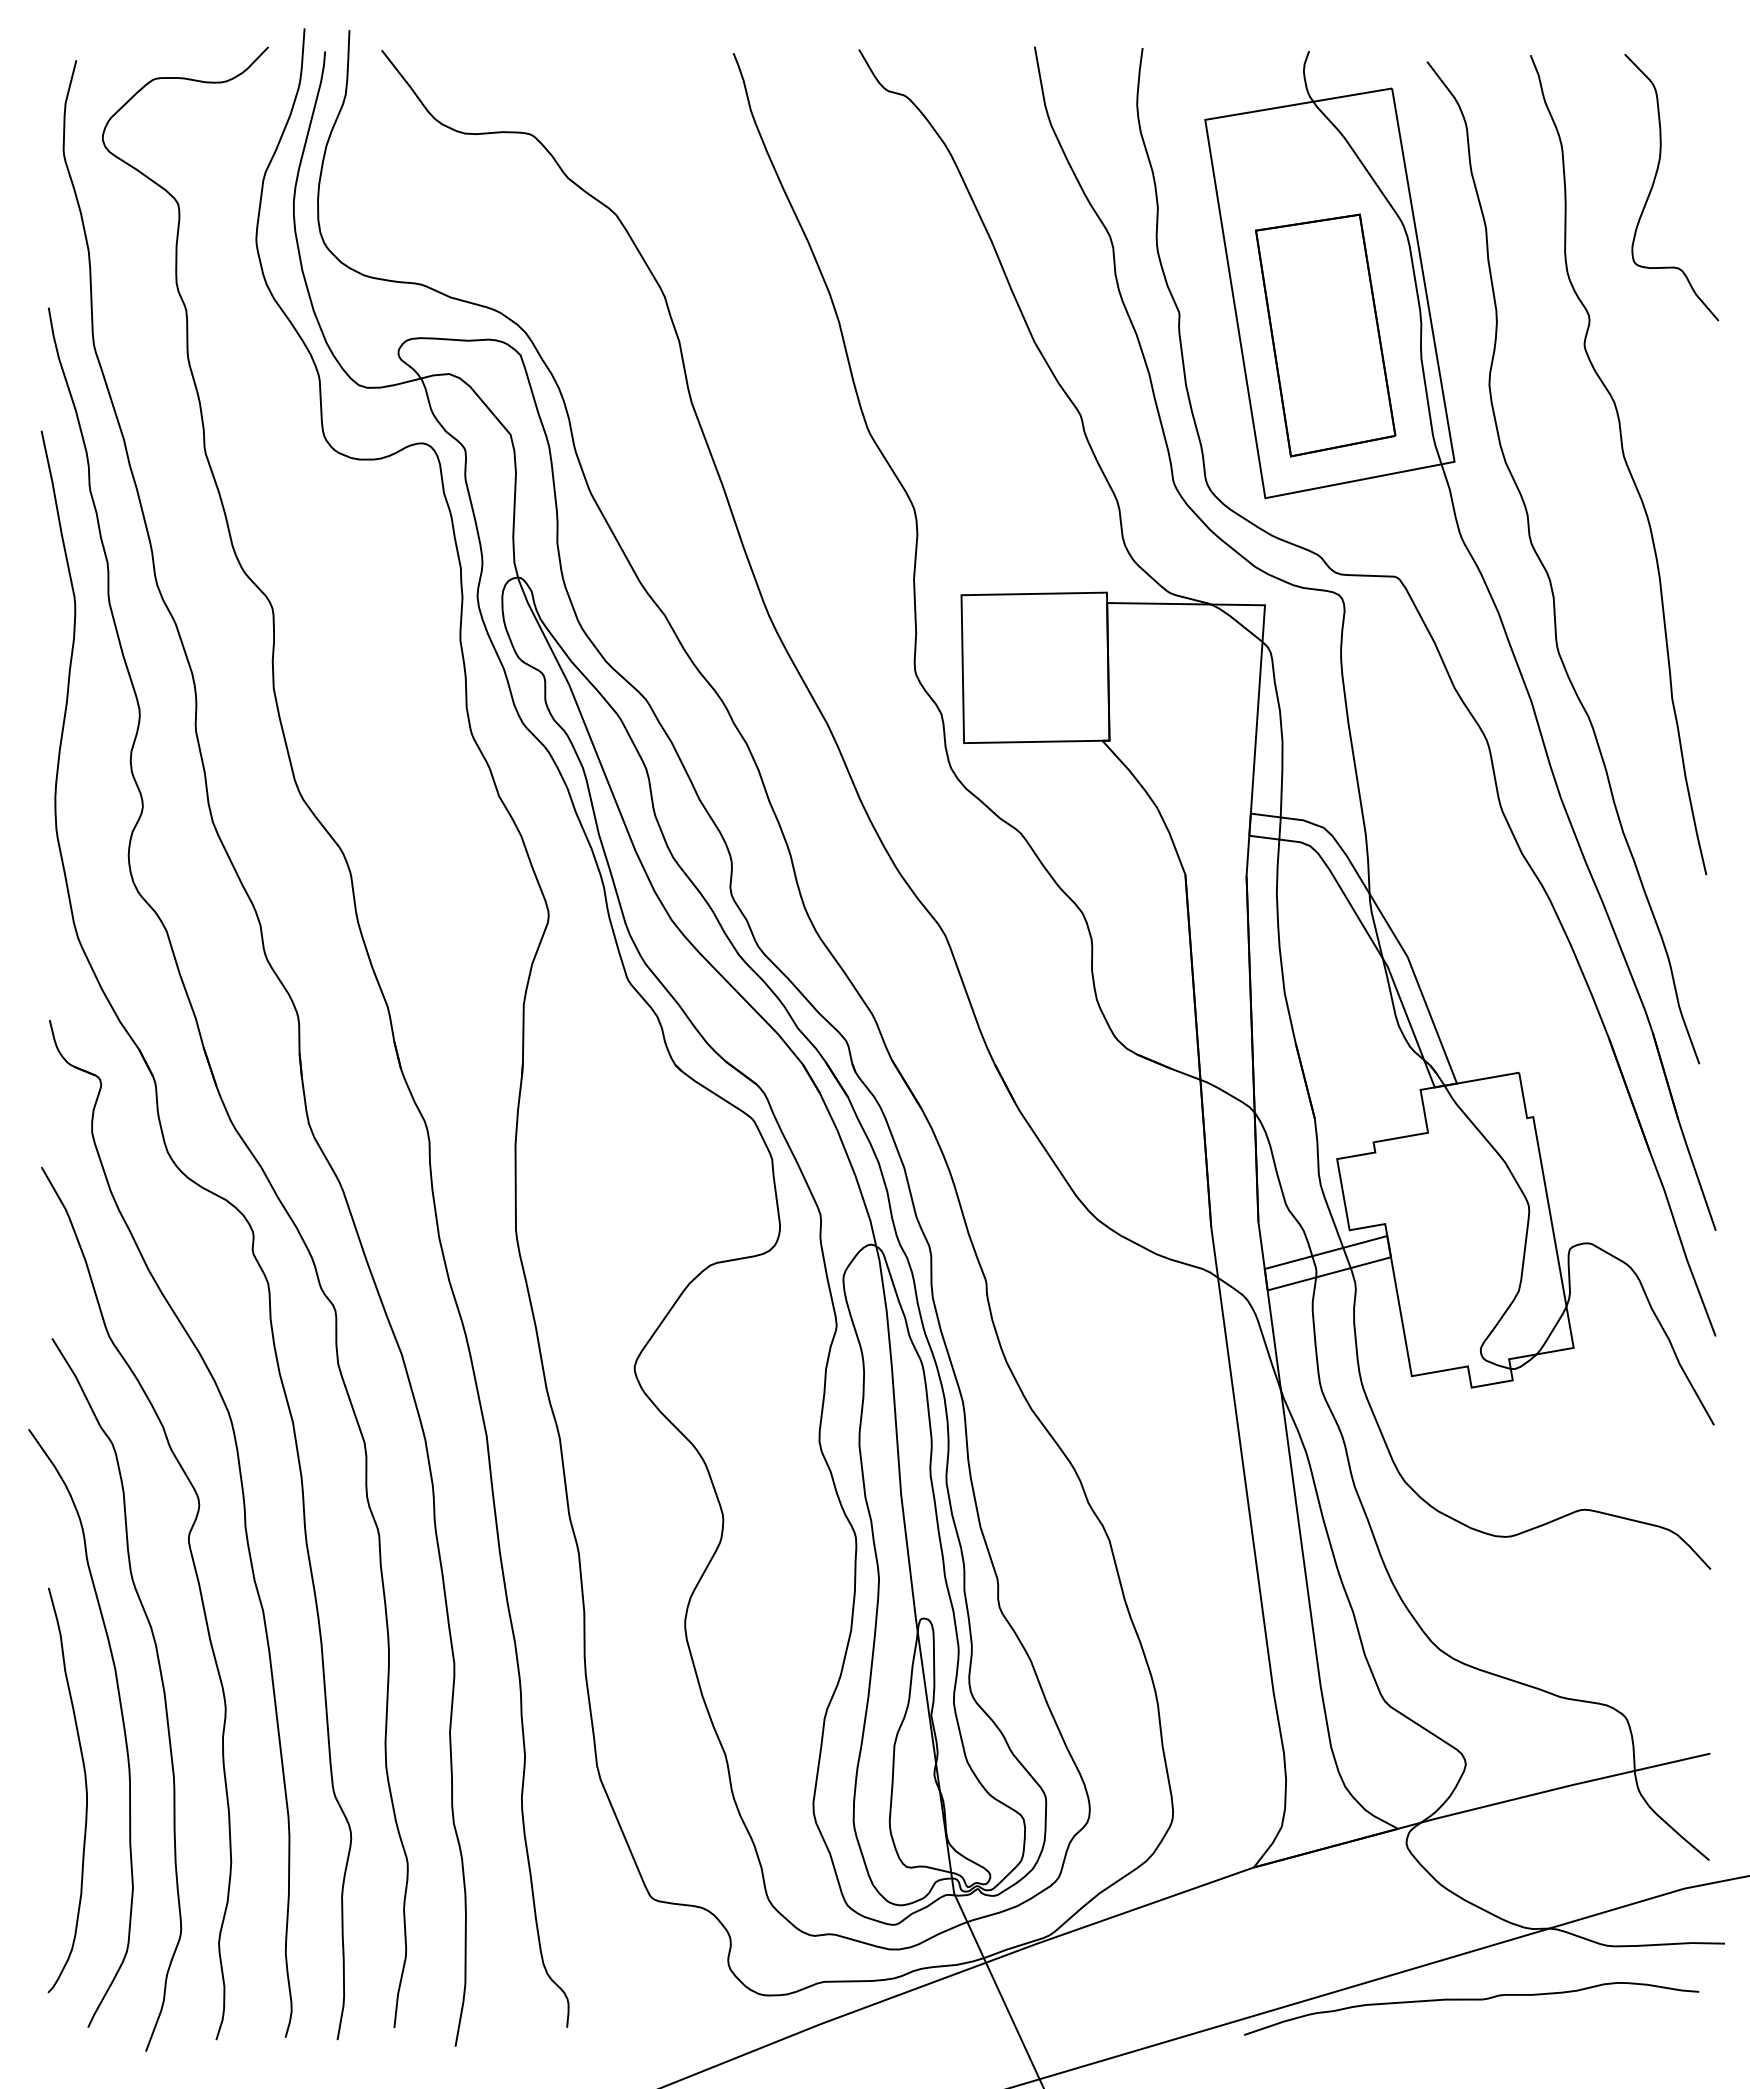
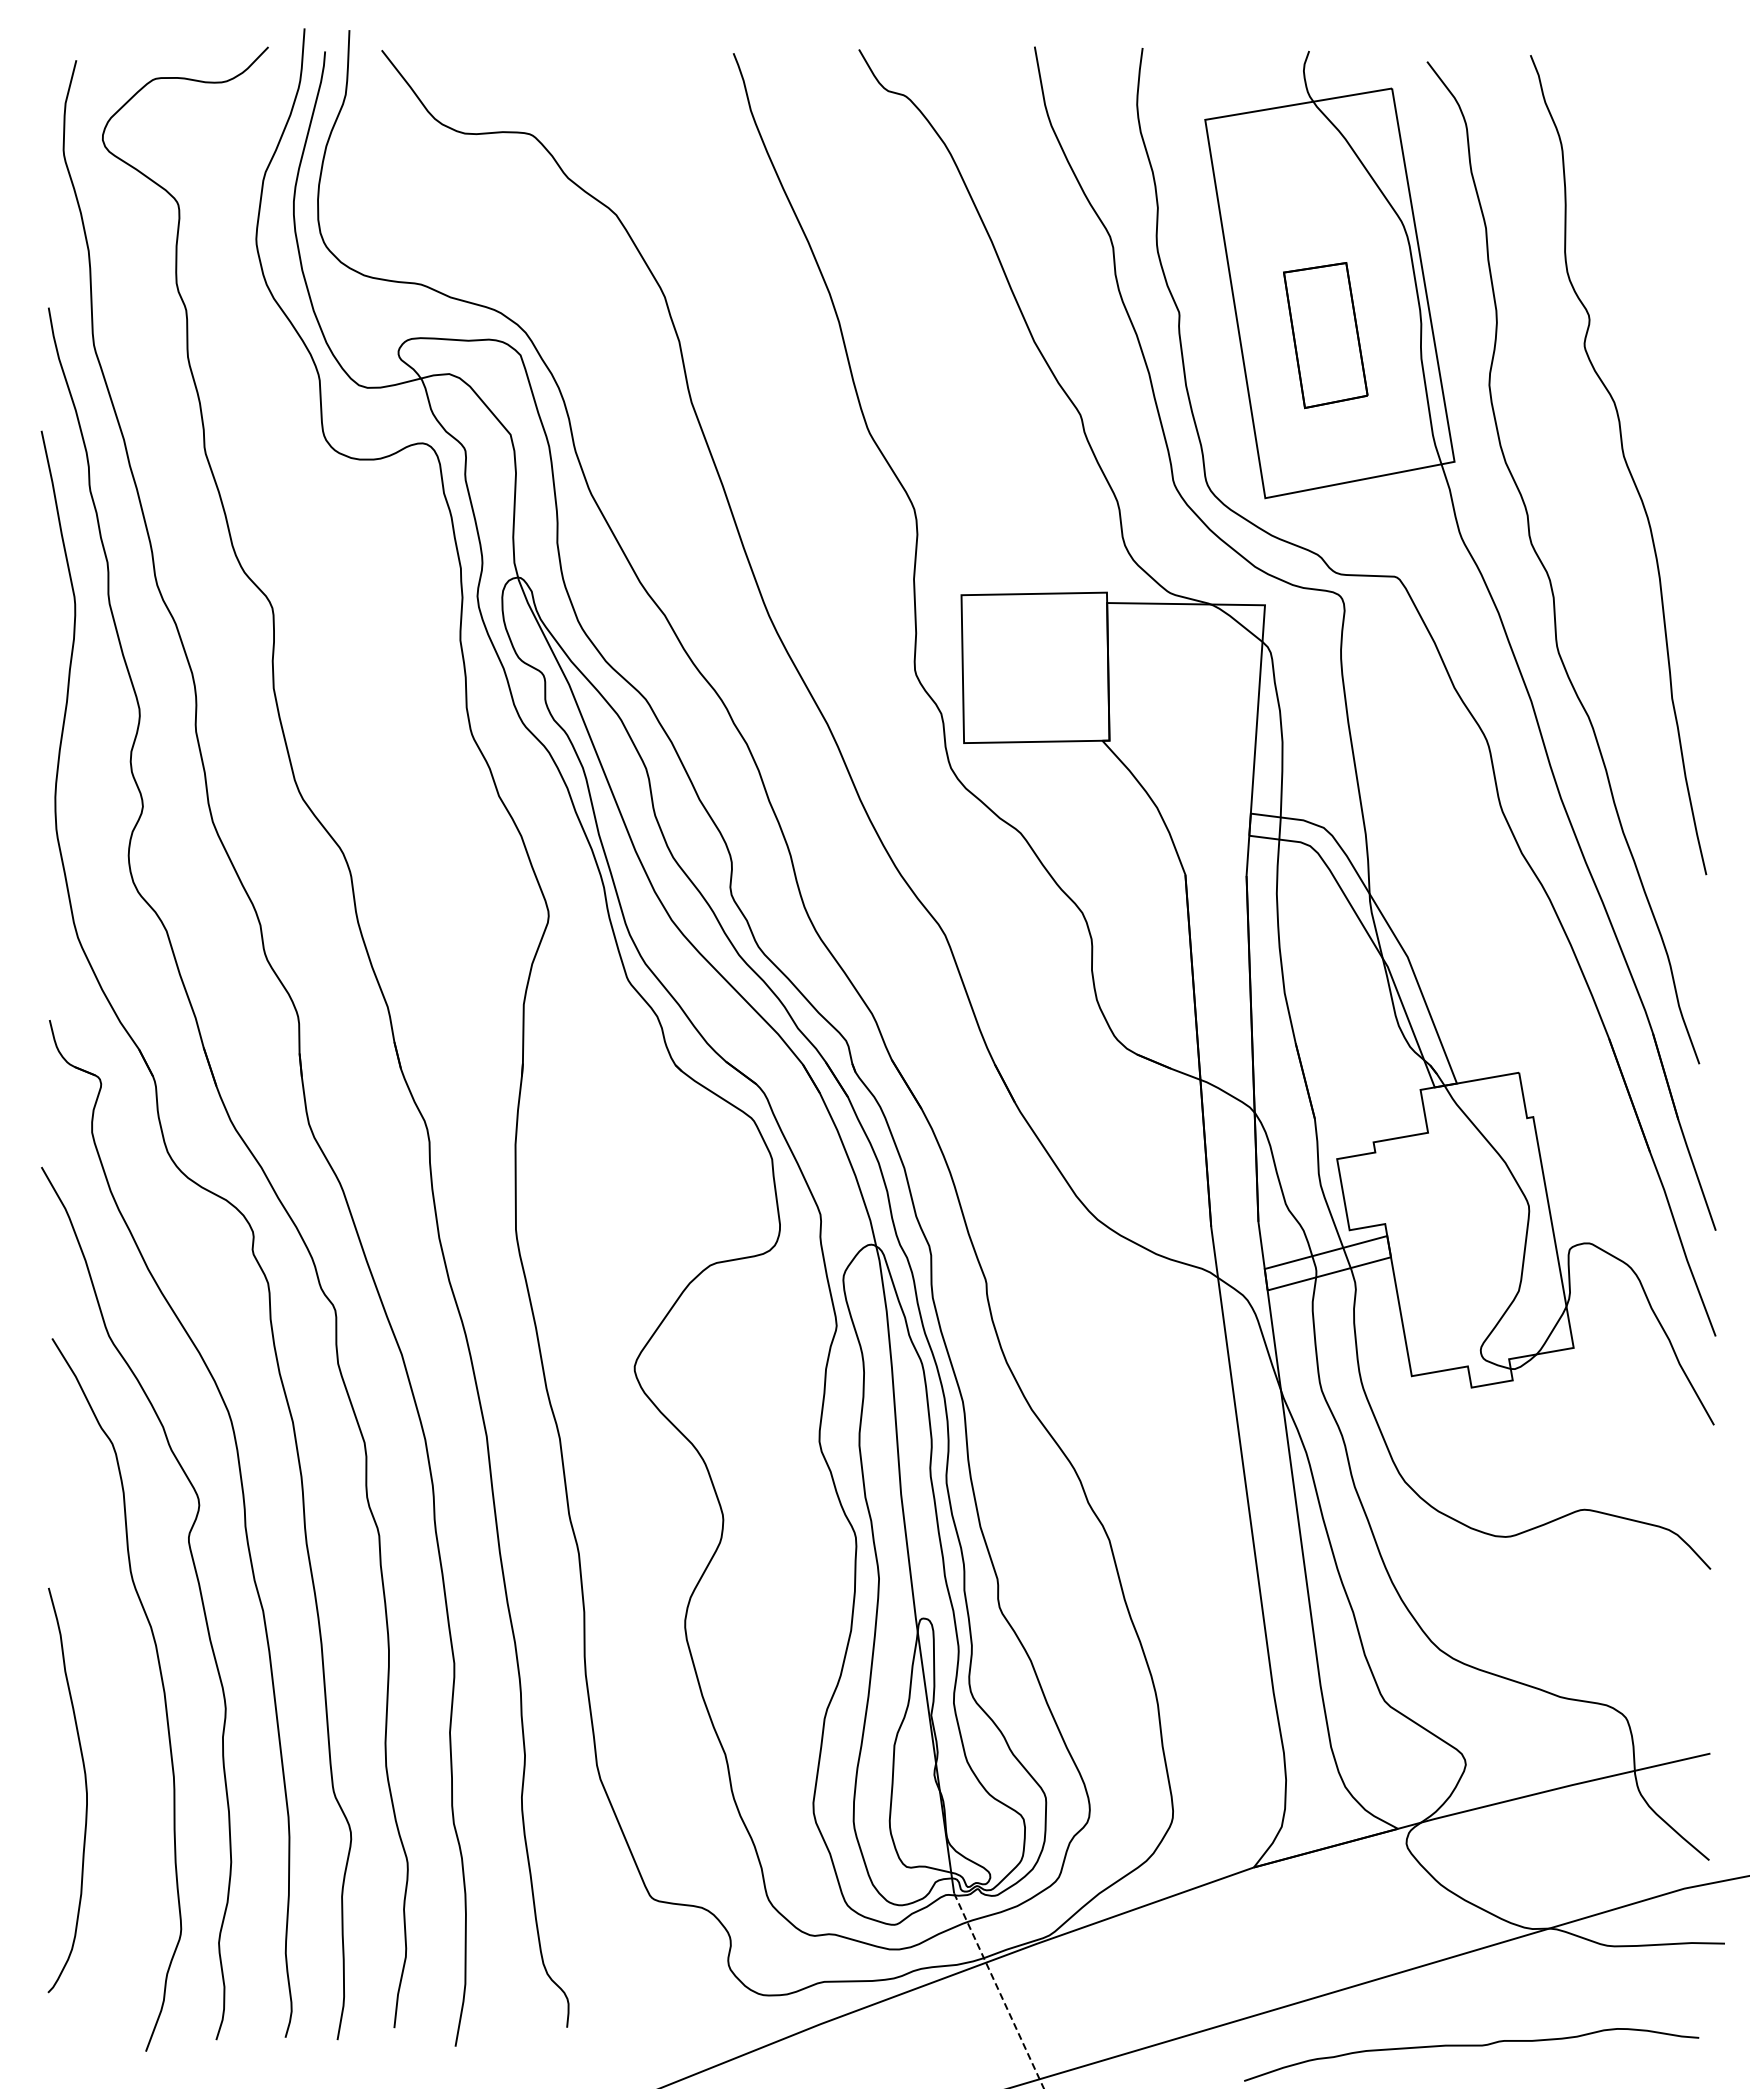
curve: present -> none (1655, 180)
part size: 142x245 px -> 86x148 px (1325, 335)
curve: present -> none (122, 1724)
line: solid -> dashed (999, 1991)
curve position: (1471, 2000) -> (1471, 2046) (1471, 2046)
